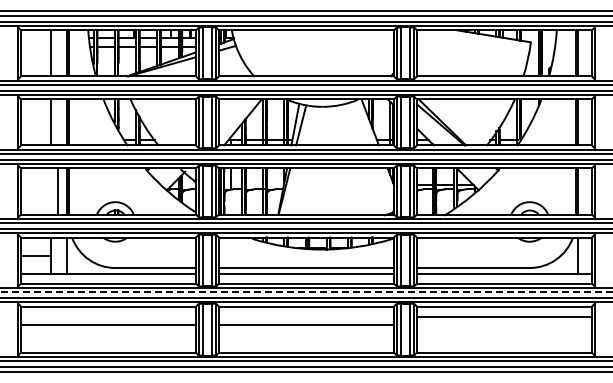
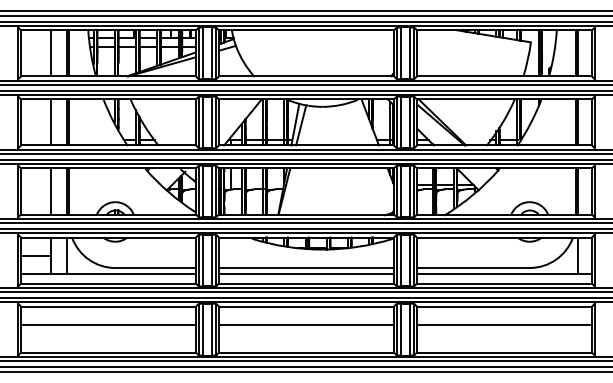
line position: (58, 191) -> (51, 191) (51, 191)
line: dashed -> solid (306, 292)
line position: (503, 317) -> (503, 325) (503, 325)
